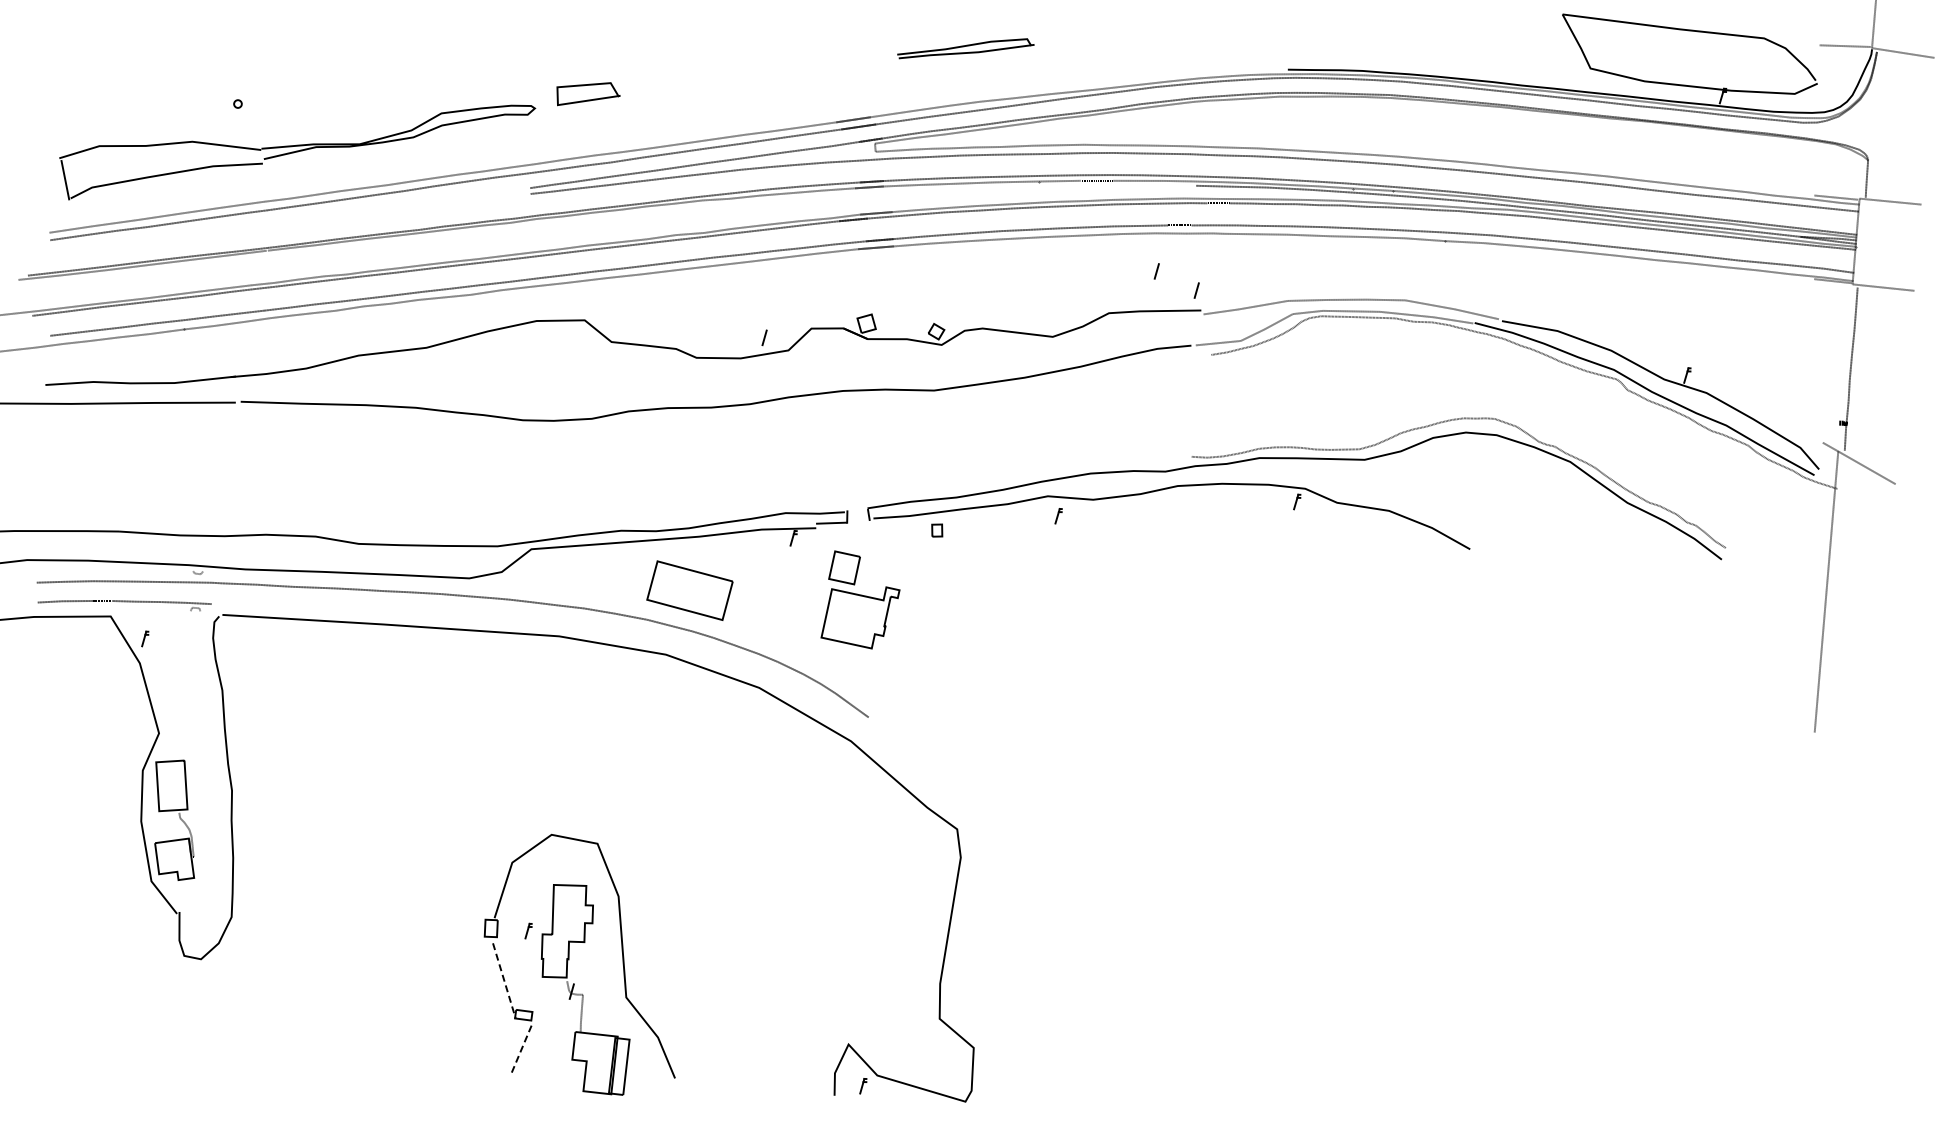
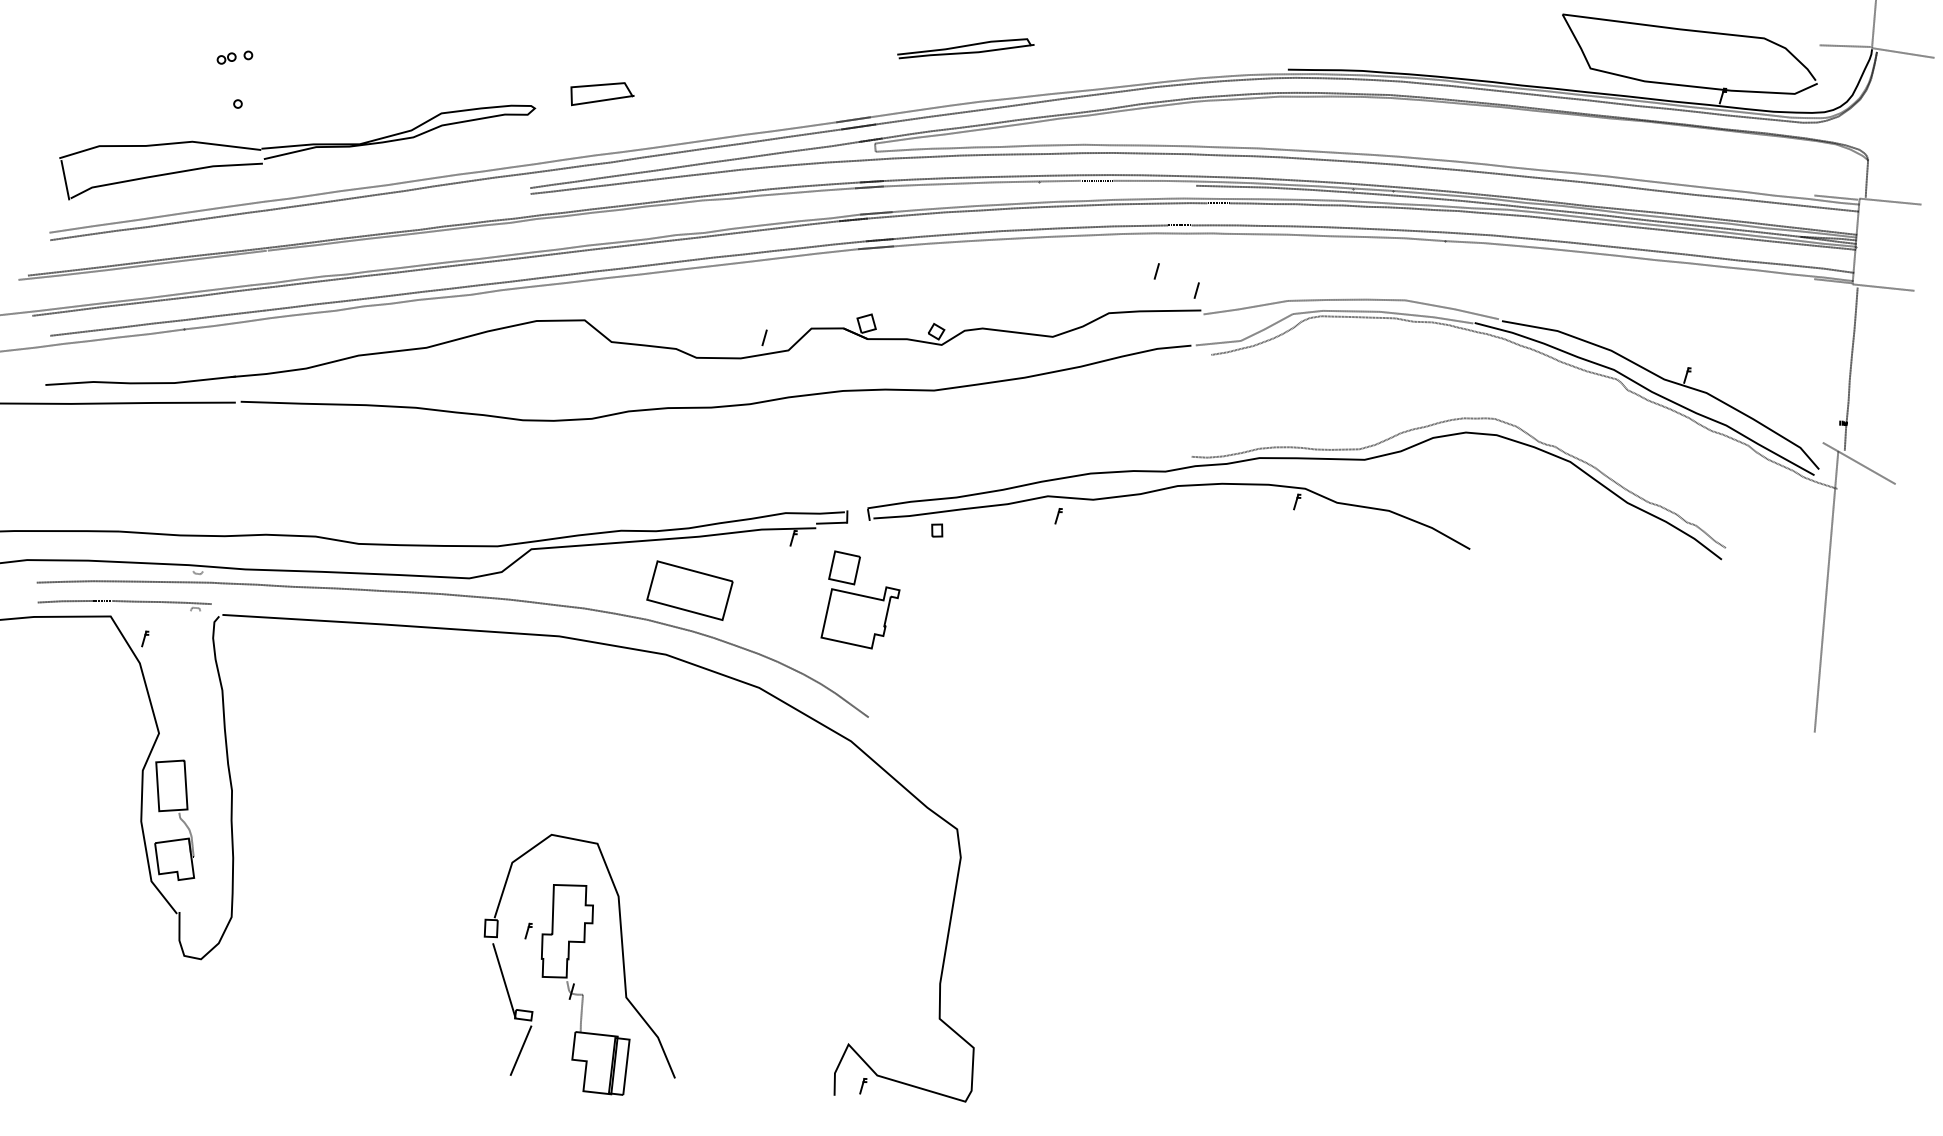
part: none -> present (234, 57)
line position: (588, 99) -> (602, 99) (602, 99)
line: dashed -> solid (504, 981)
line: dashed -> solid (520, 1051)
